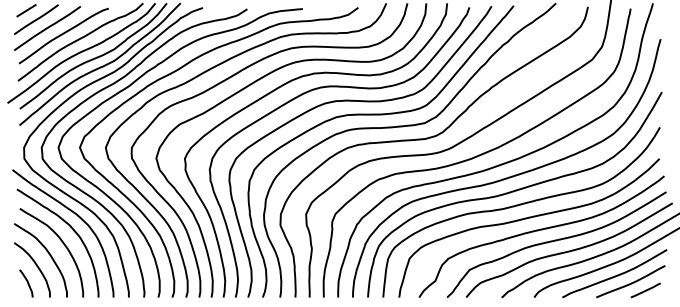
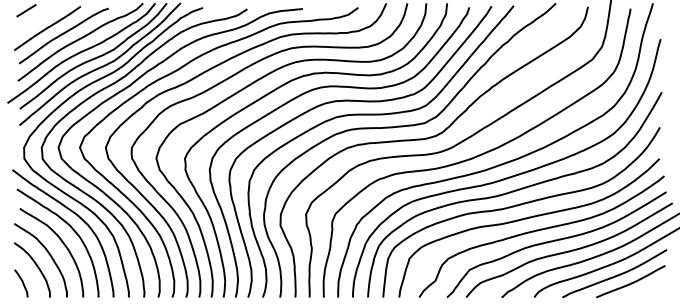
line: present -> none (36, 19)
curve position: (27, 283) -> (22, 283) (22, 283)
line: present -> none (645, 290)
